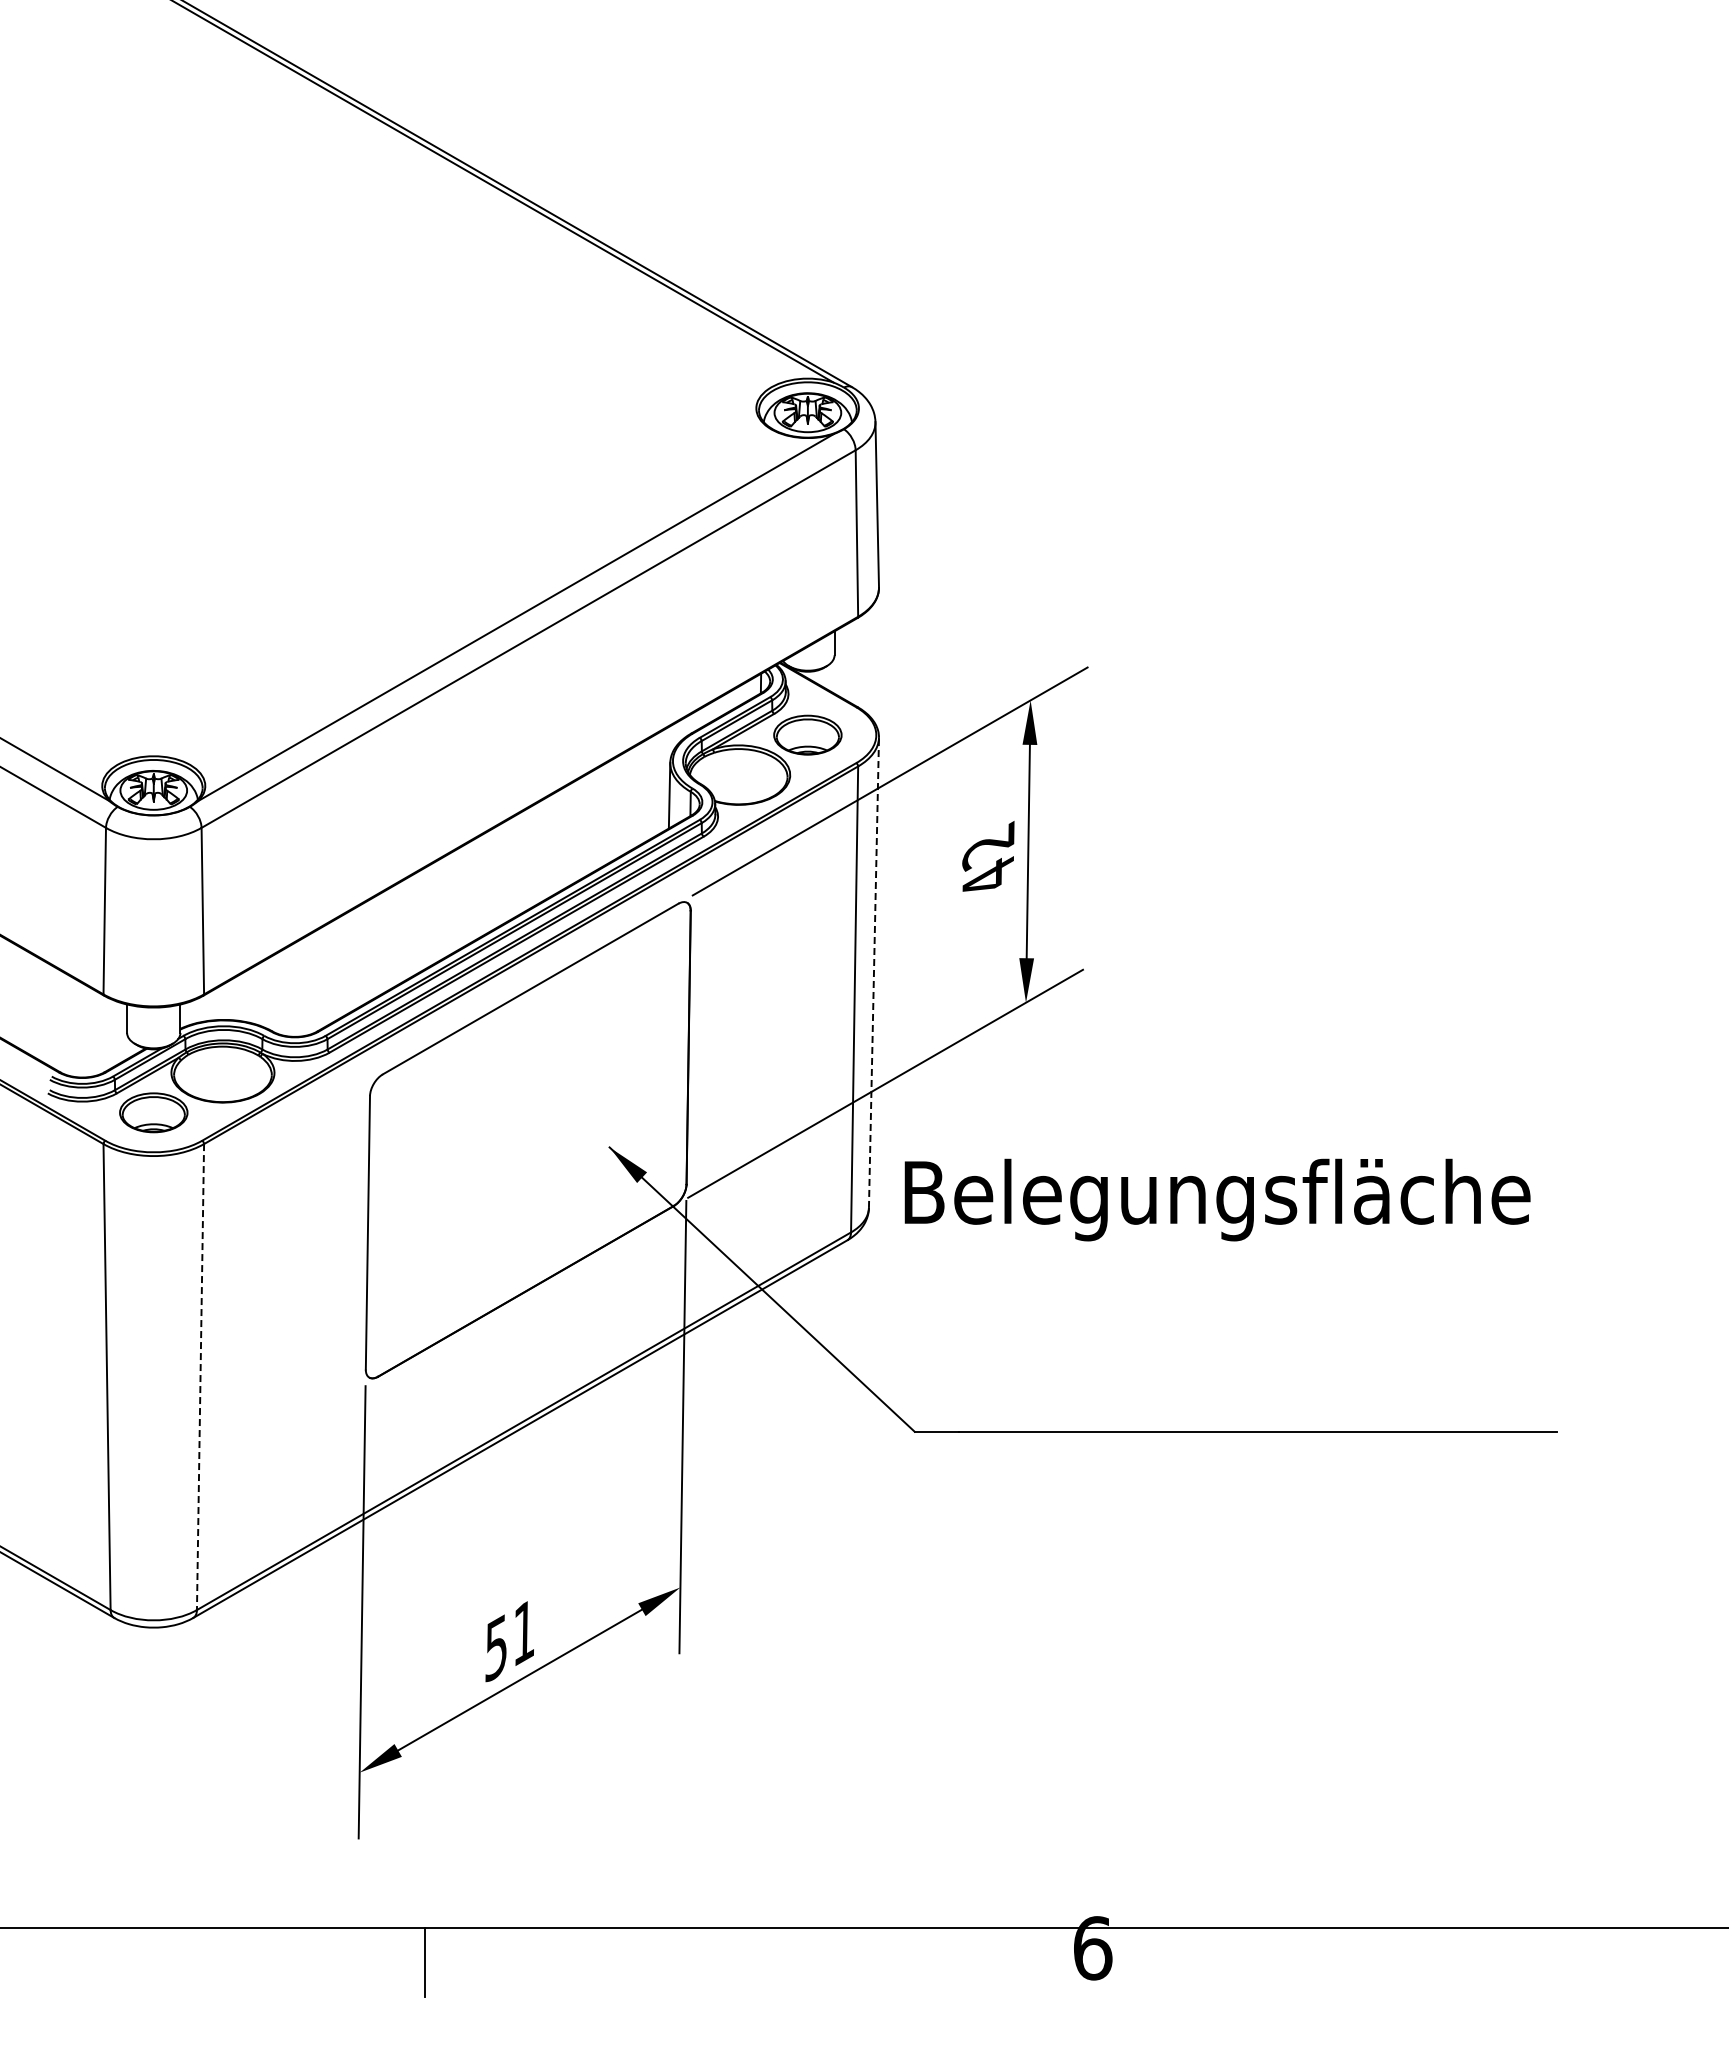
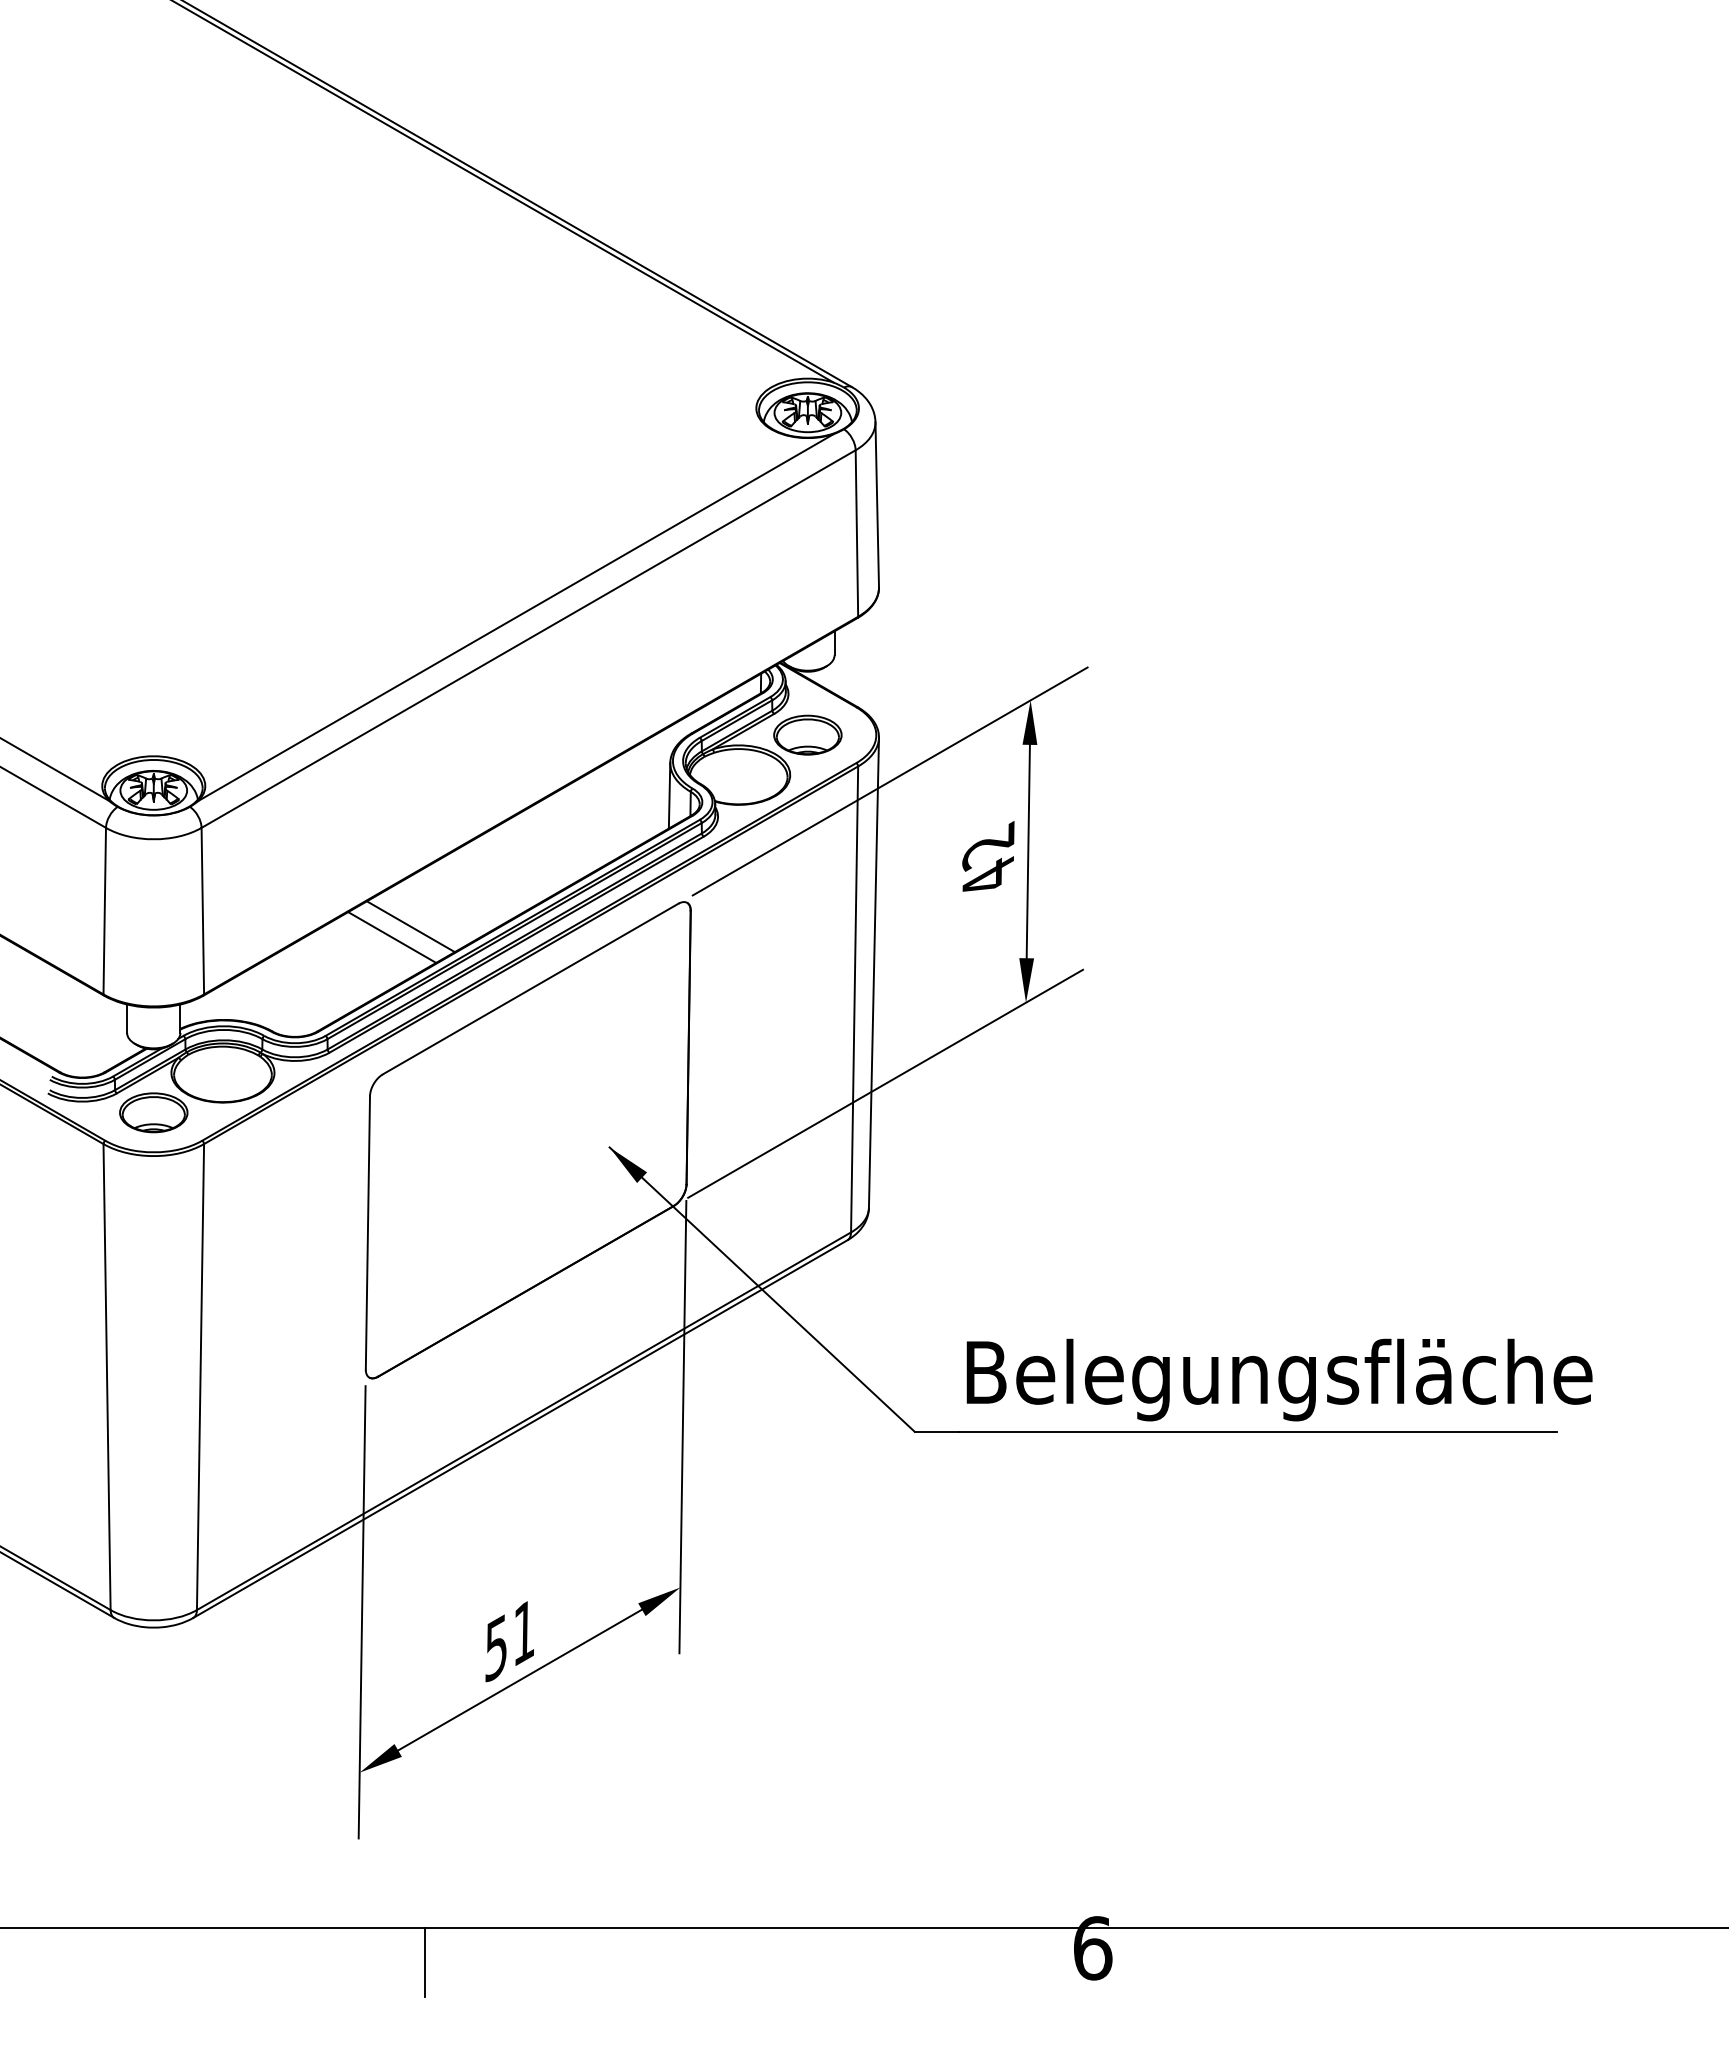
line: none -> present (410, 926)
line: none -> present (392, 937)
line: dashed -> solid (873, 972)
text position: (1217, 1199) -> (1279, 1379) (1279, 1379)
line: dashed -> solid (200, 1377)
